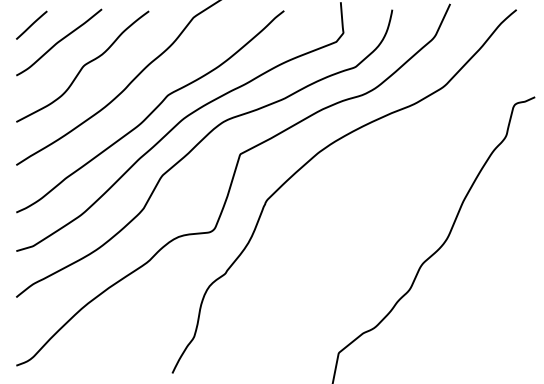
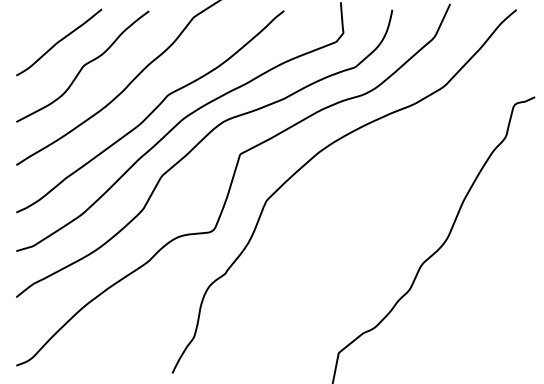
line: present -> none (31, 24)
